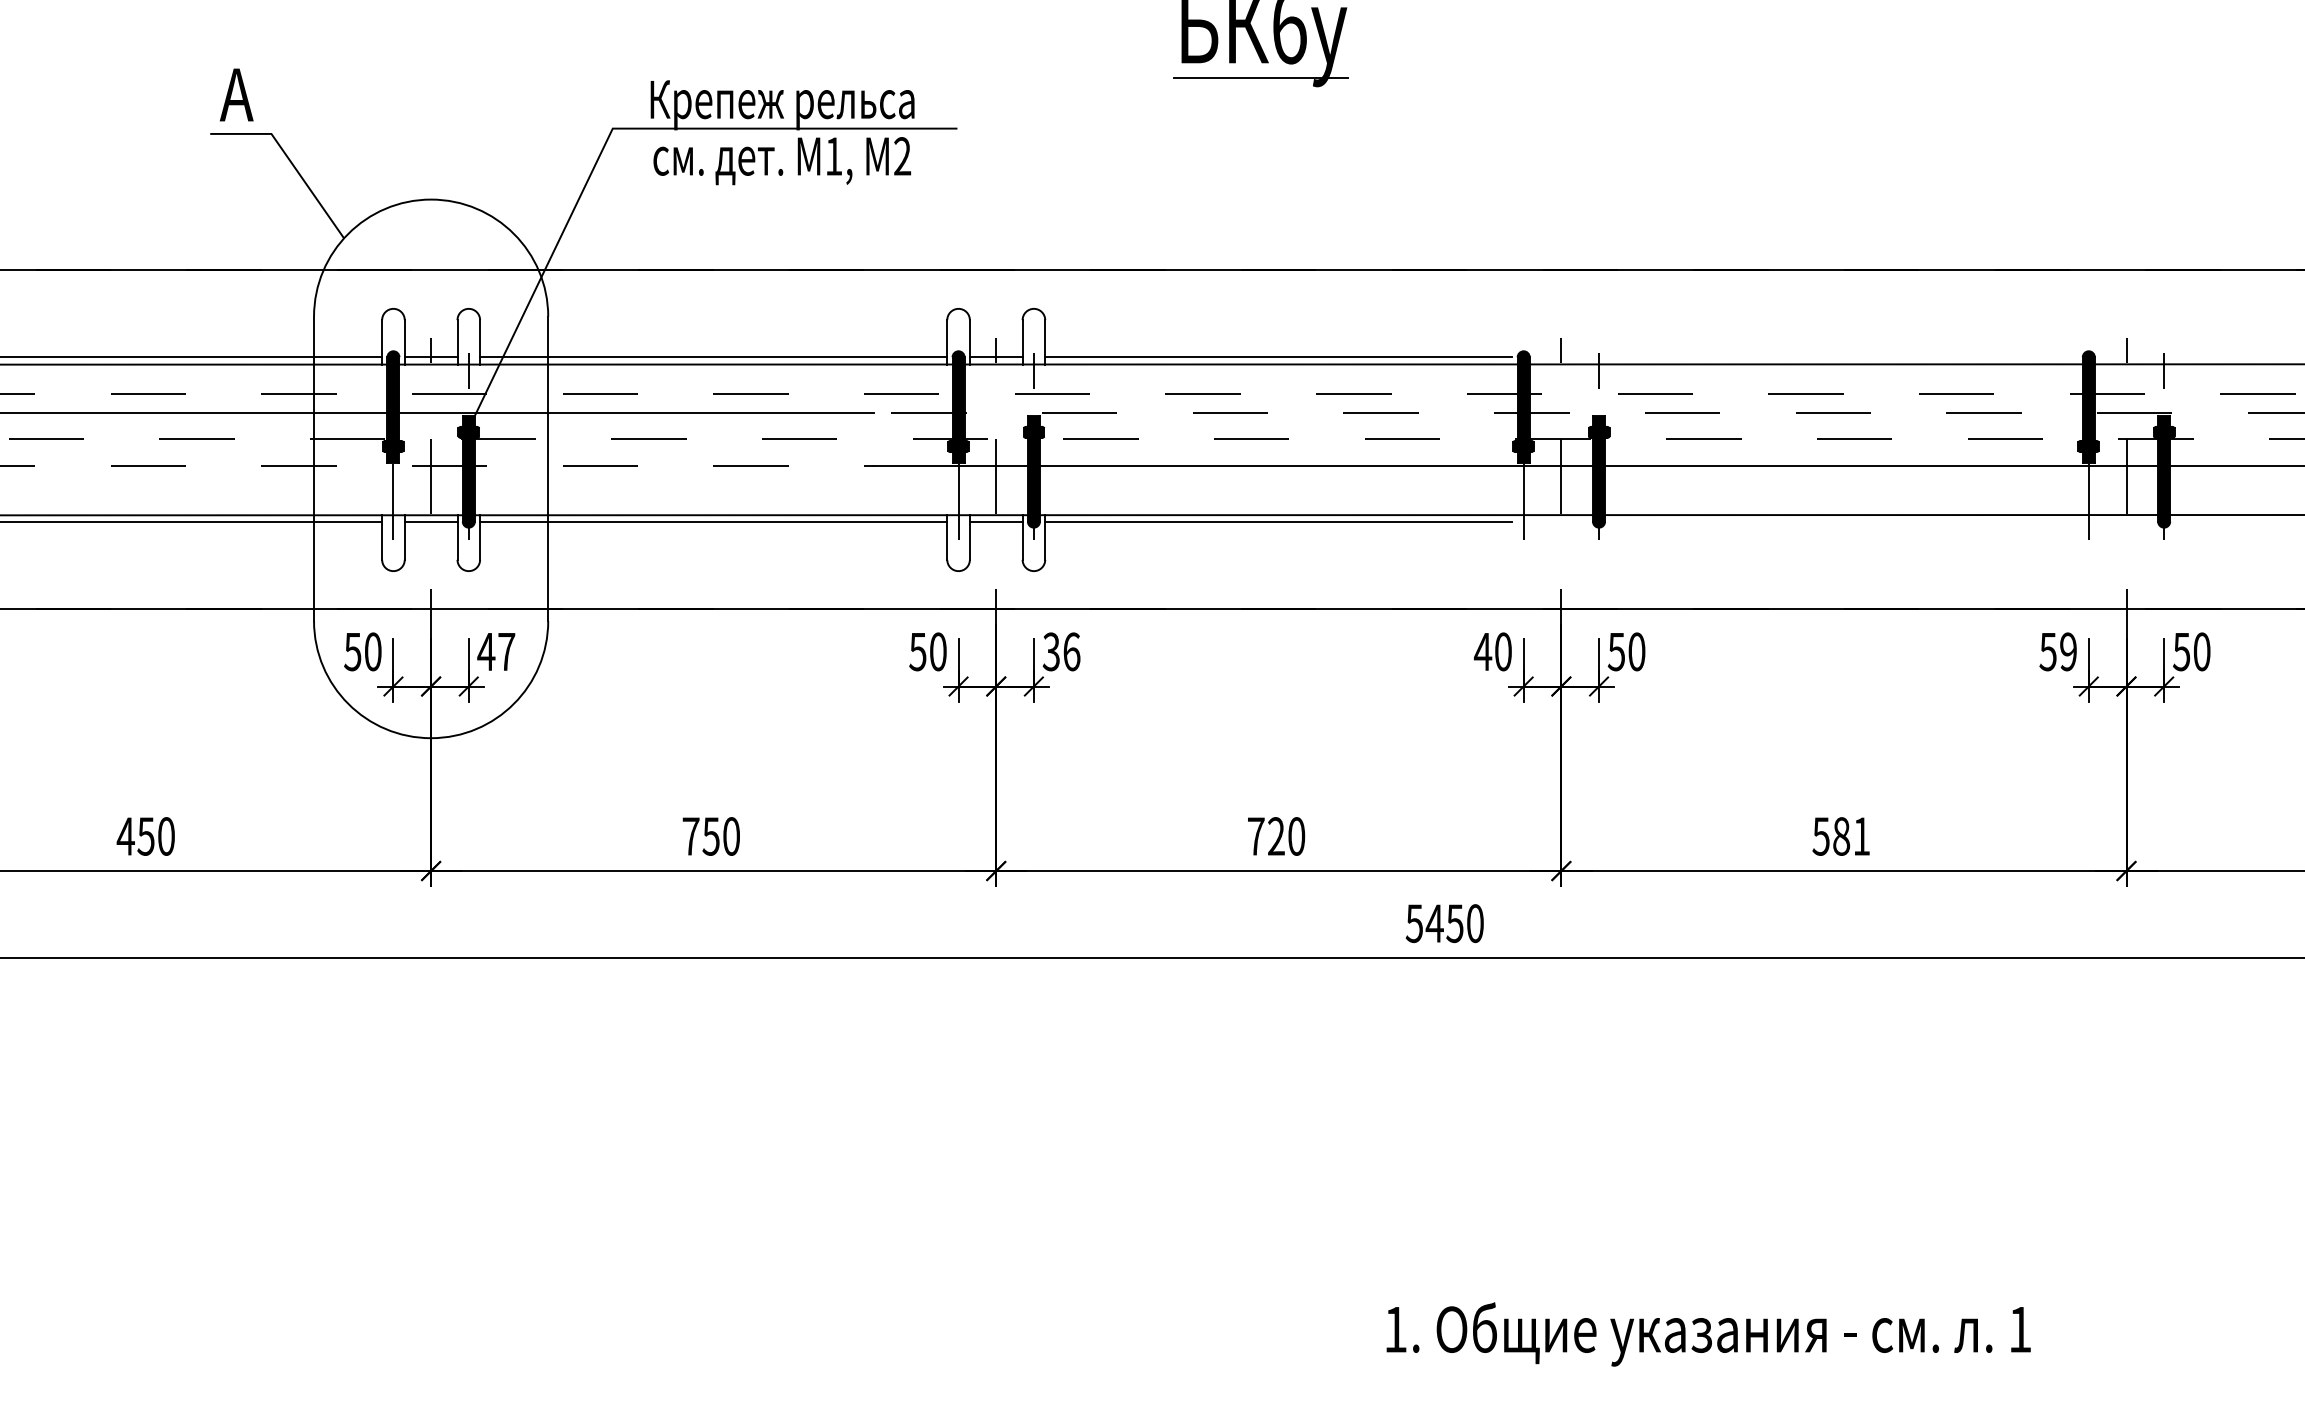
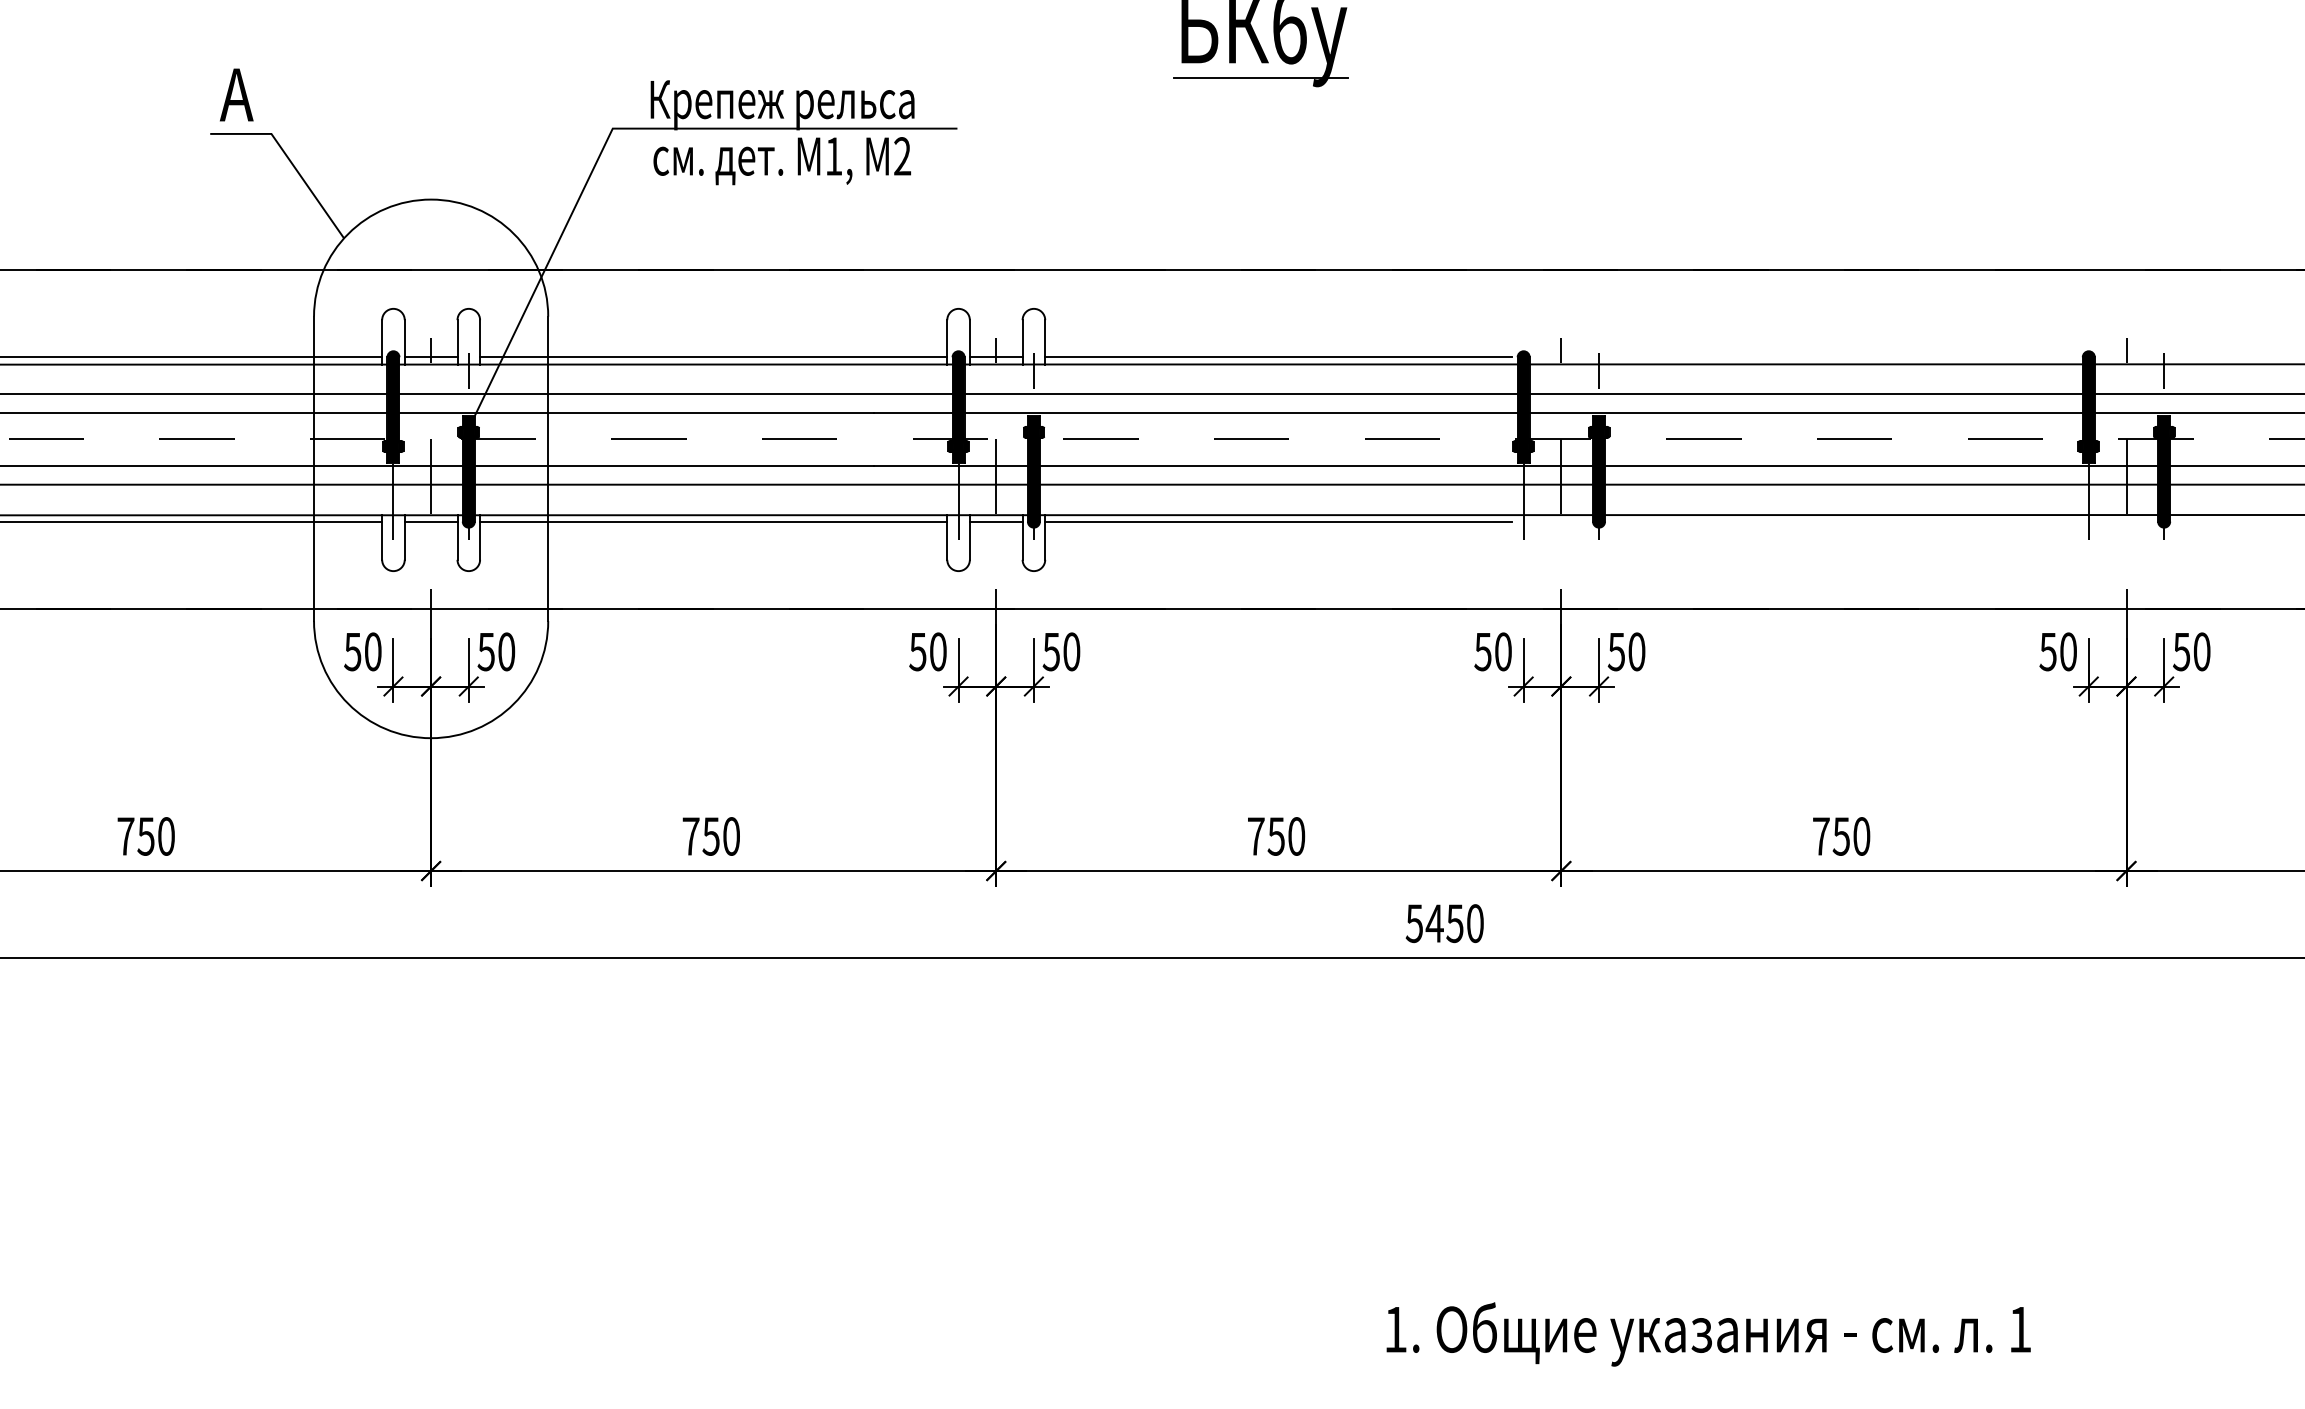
line: dashed -> solid (1153, 394)
line: dashed -> solid (1588, 413)
line: dashed -> solid (437, 465)
line: none -> present (1151, 484)
text: 47 -> 50 (496, 651)
text: 36 -> 50 (1061, 651)
text: 59 -> 50 (2068, 651)
text: 40 -> 50 (1482, 652)
text: 450 -> 750 (125, 836)
text: 720 -> 750 (1275, 836)
text: 581 -> 750 (1841, 836)
